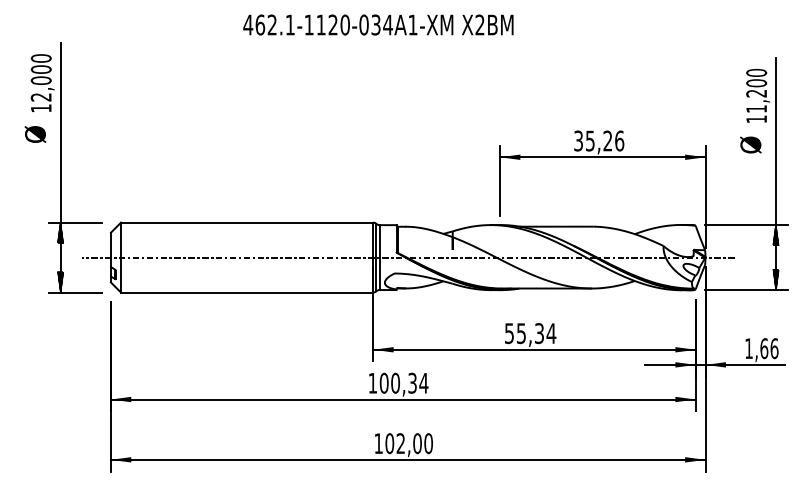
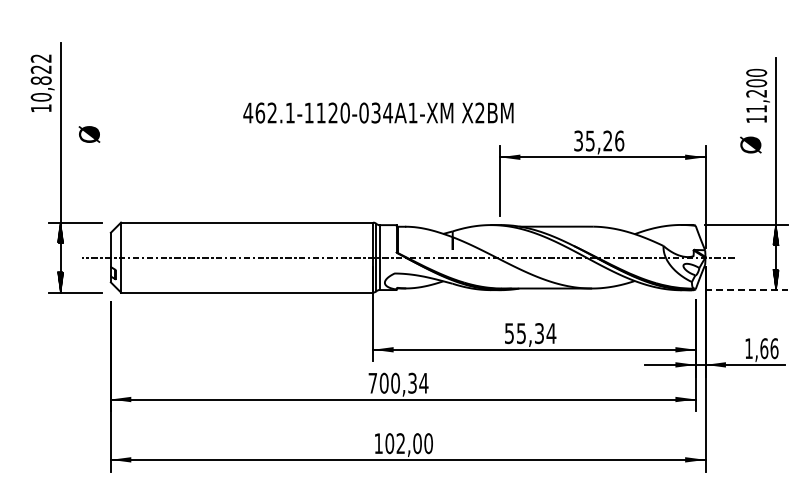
text position: (378, 24) -> (378, 112) (378, 112)
text: 12,000 -> 10,822 (40, 77)
text position: (35, 134) -> (89, 134) (89, 134)
line: solid -> dashed (746, 290)
text: 100,34 -> 700,34 (372, 383)
